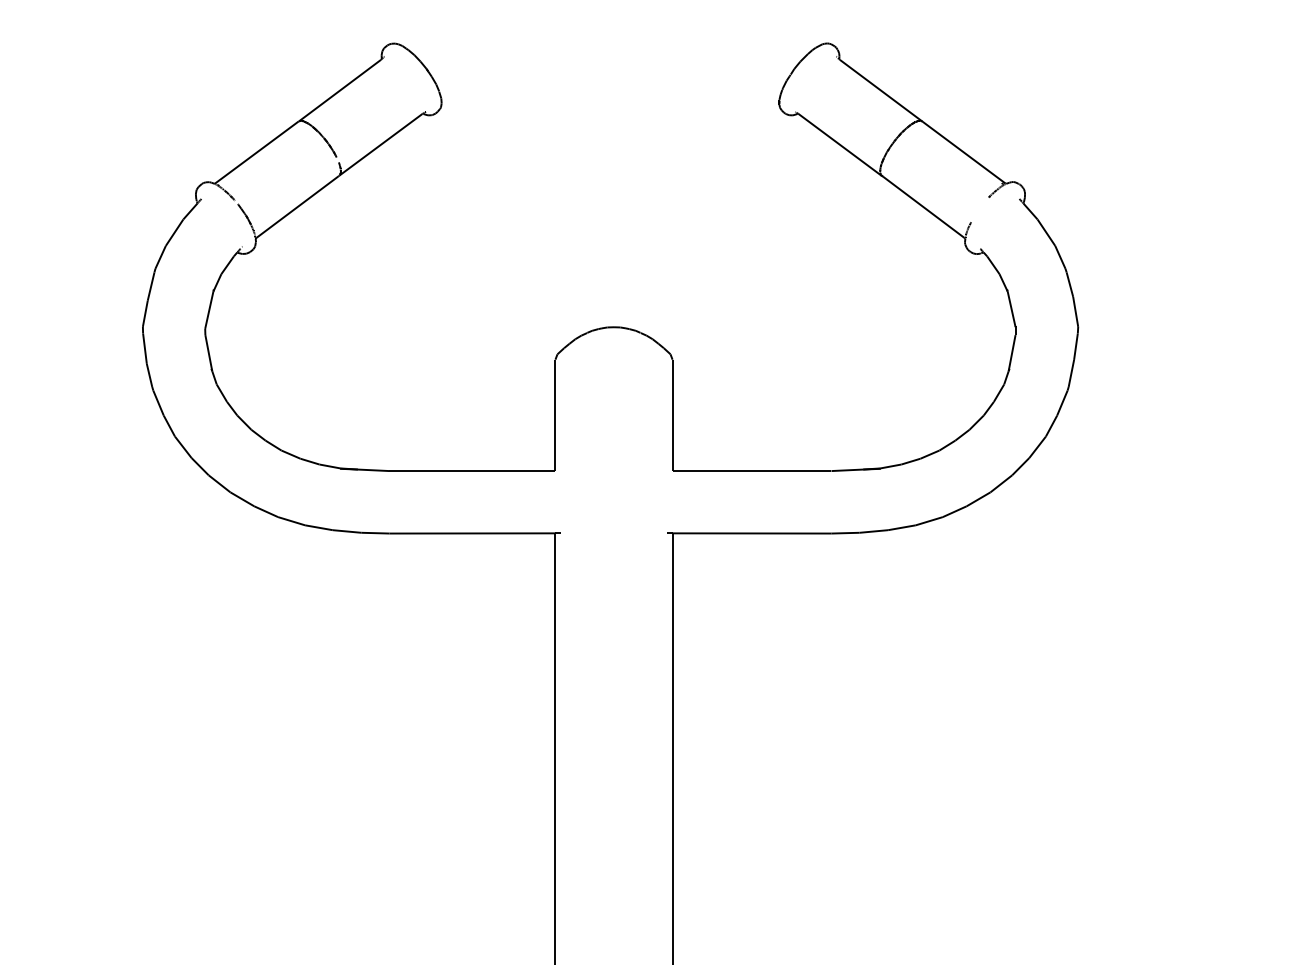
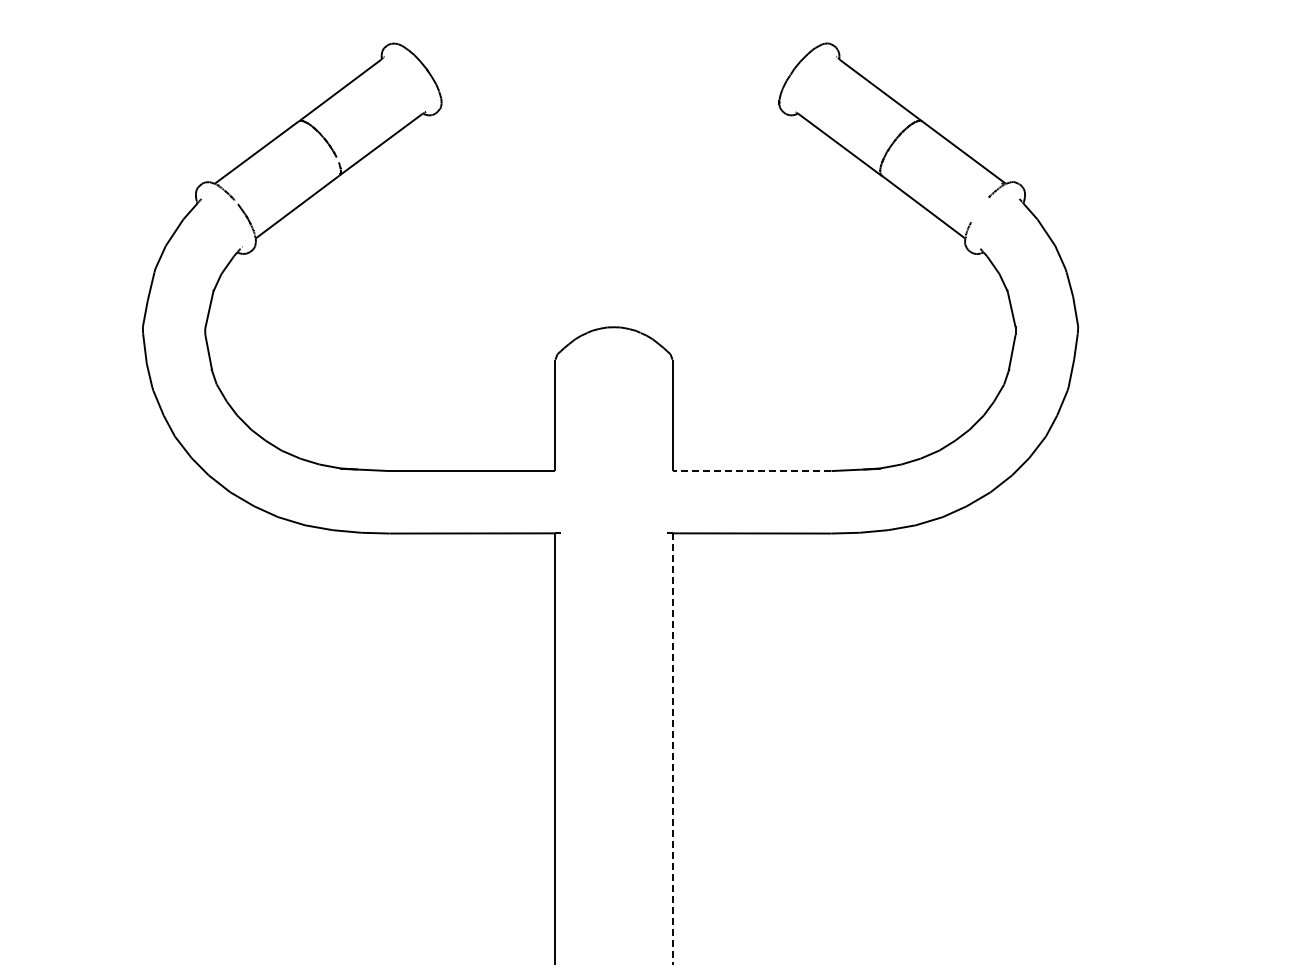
line: solid -> dashed (751, 471)
line: solid -> dashed (672, 749)
